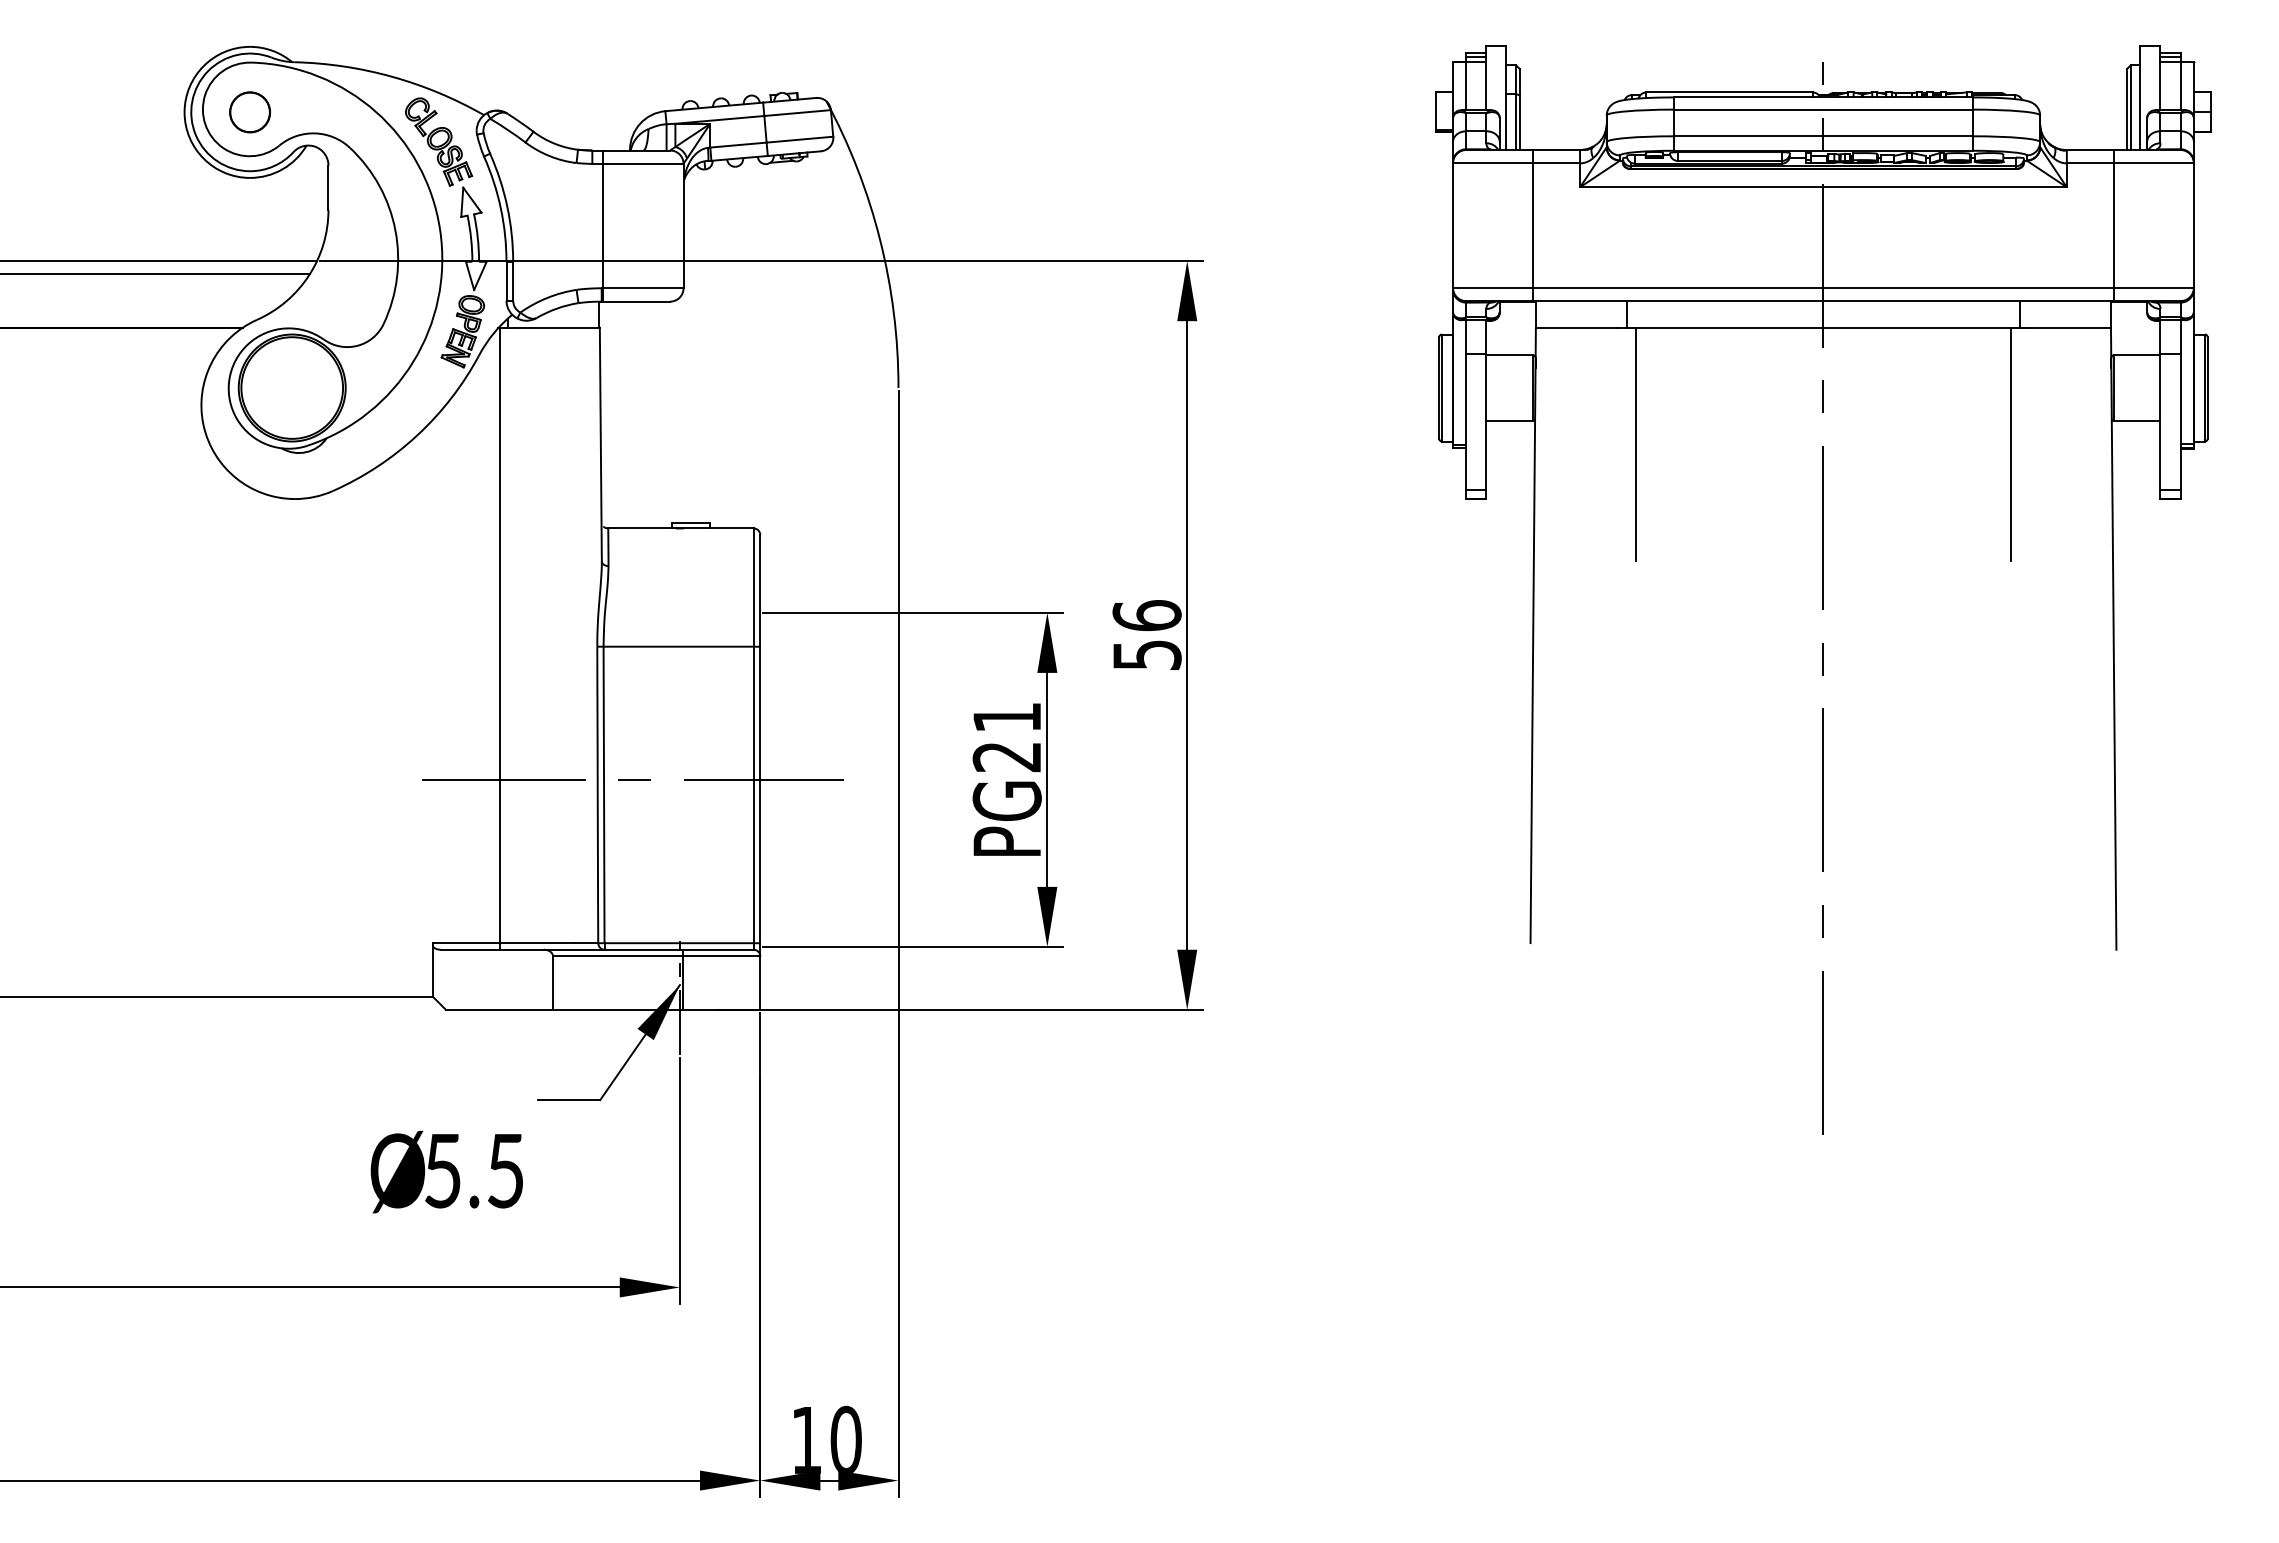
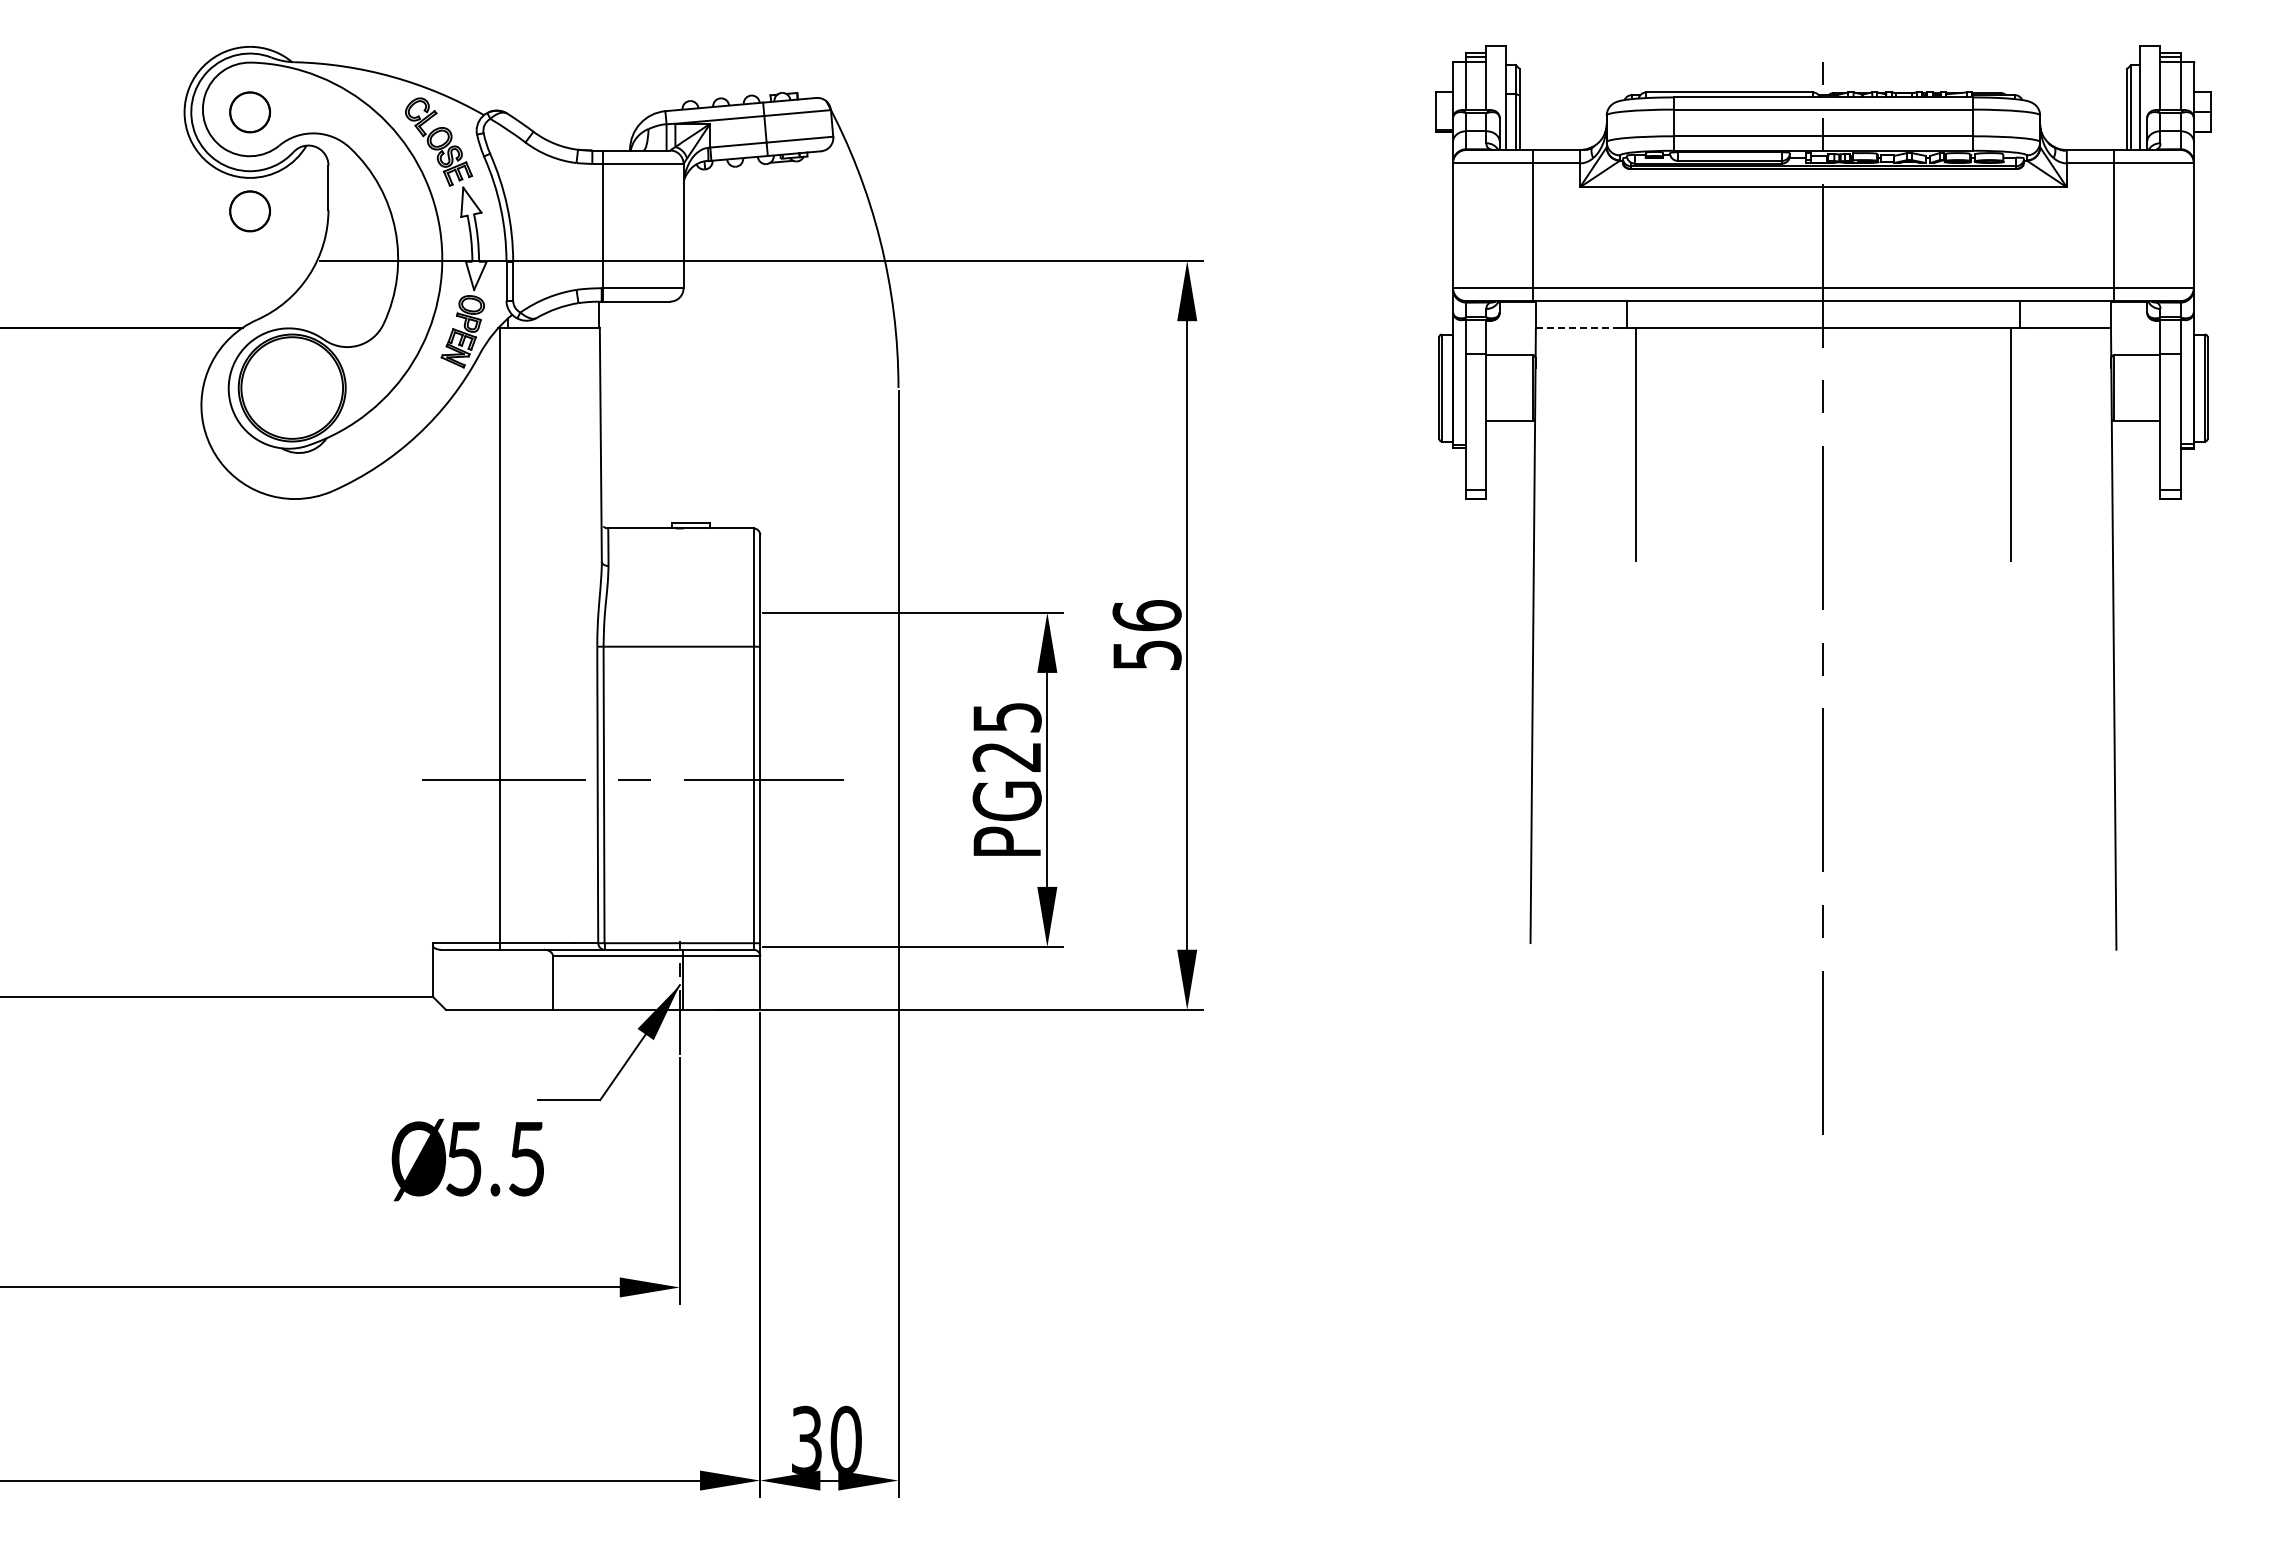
part: none -> present (250, 211)
line: present -> none (159, 260)
line: present -> none (155, 274)
line: solid -> dashed (1576, 327)
text: PG21 -> PG25 (1007, 717)
text position: (446, 1171) -> (467, 1159) (467, 1159)
text: 10 -> 30 (806, 1439)
